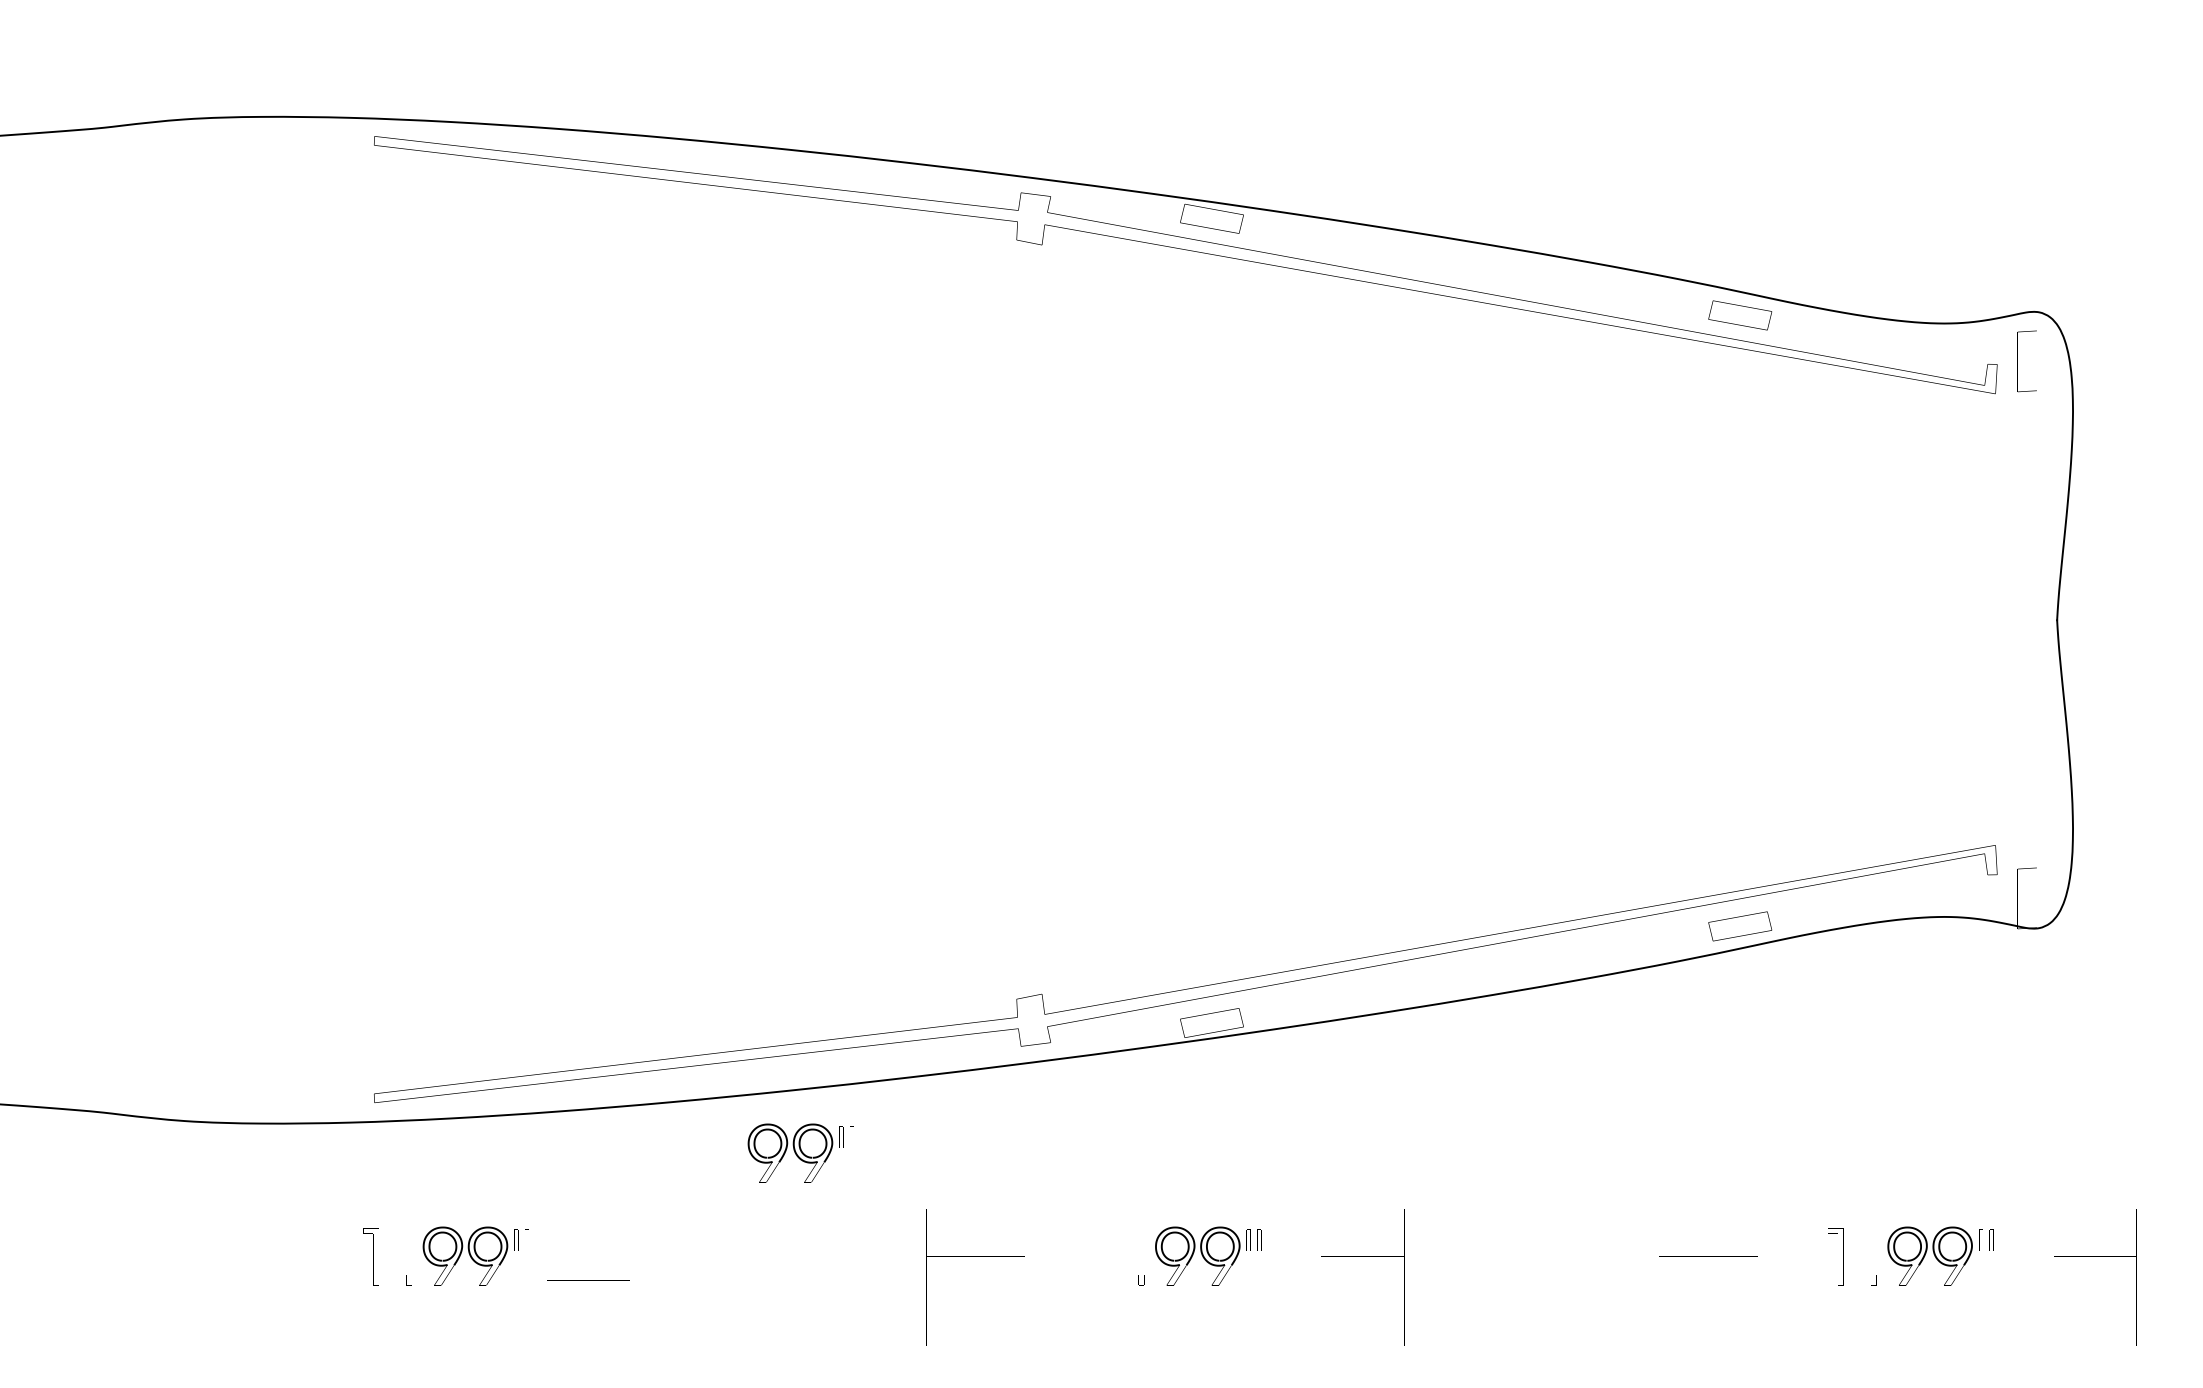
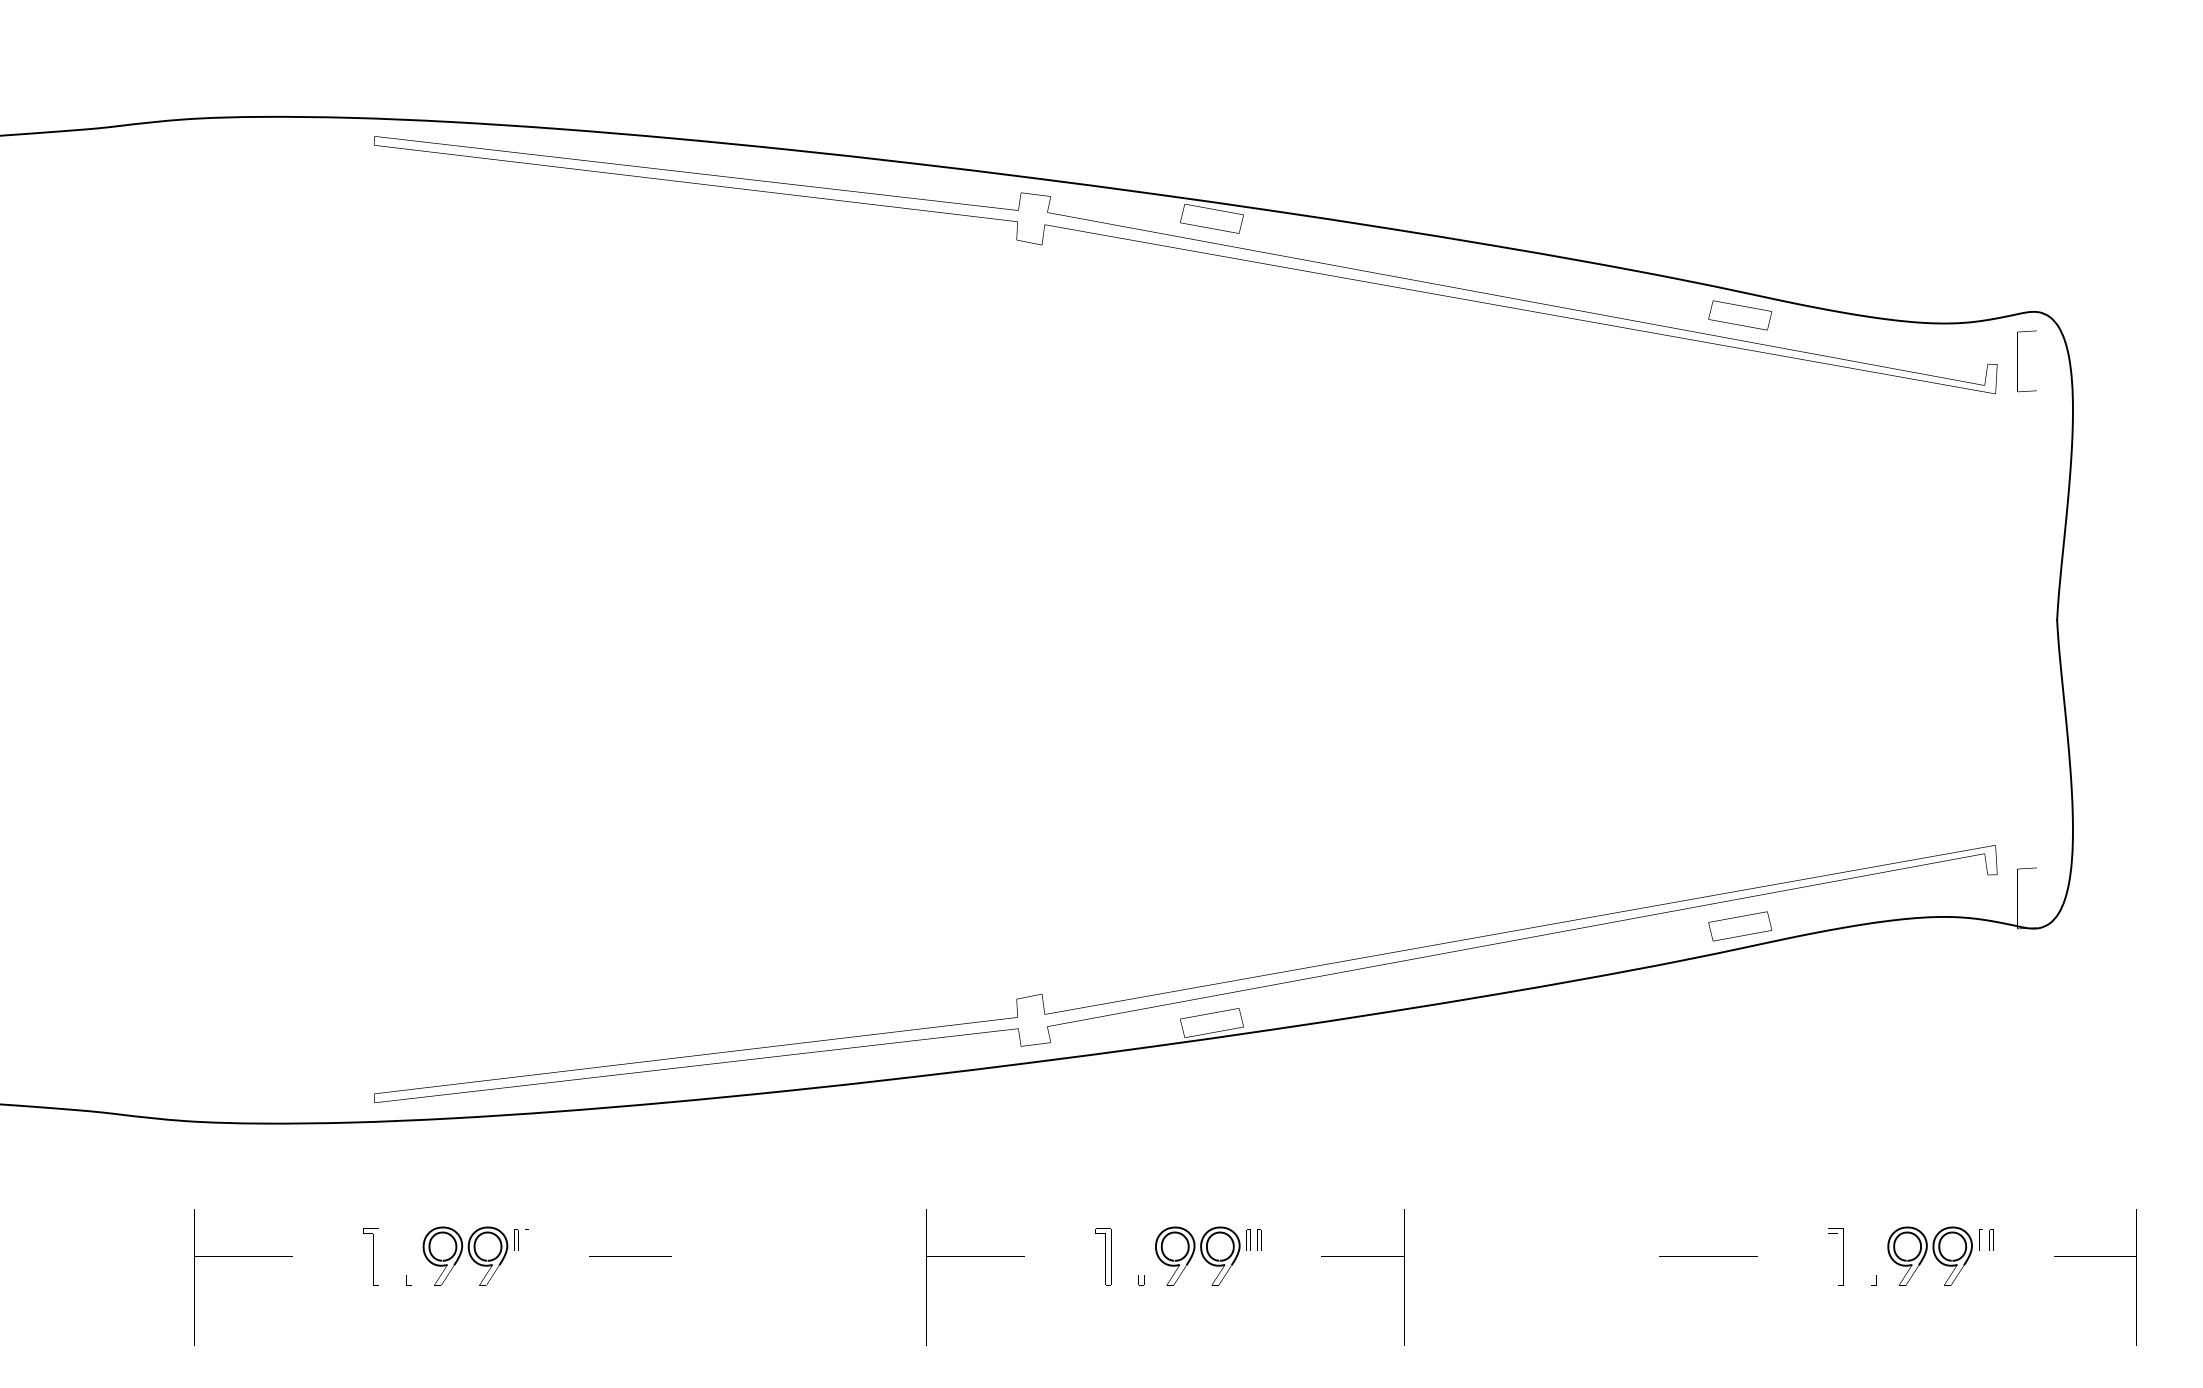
part: present -> none (800, 1152)
part: none -> present (243, 1256)
part: none -> present (1103, 1256)
line position: (588, 1280) -> (630, 1256) (630, 1256)
